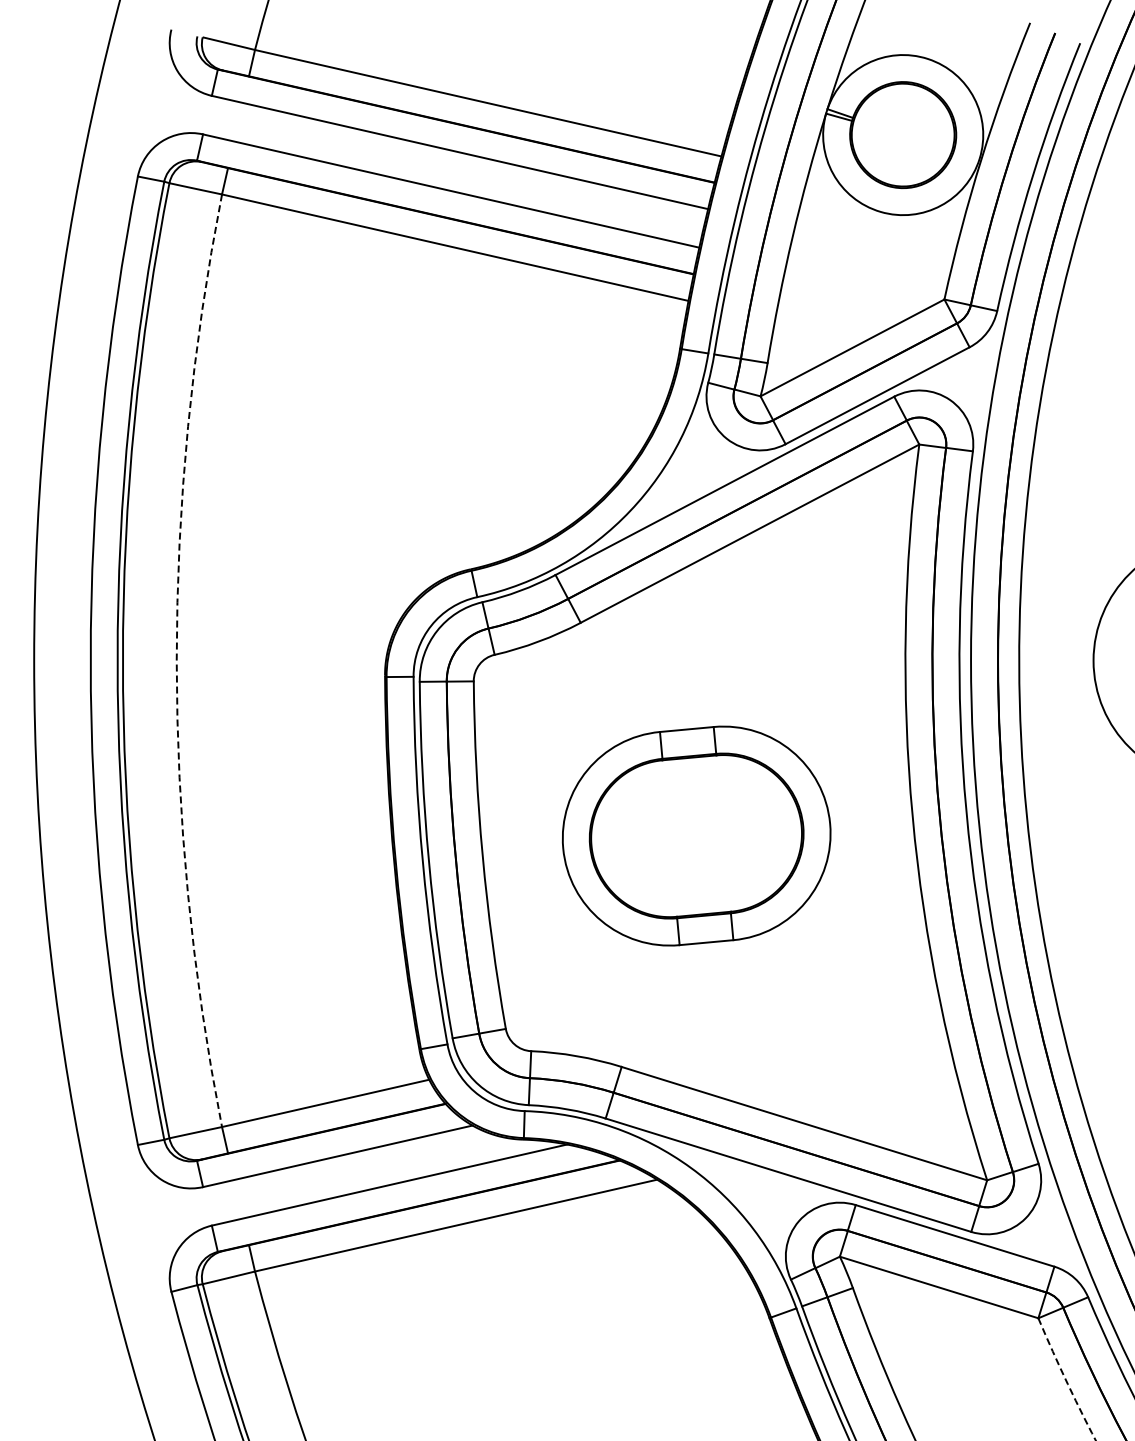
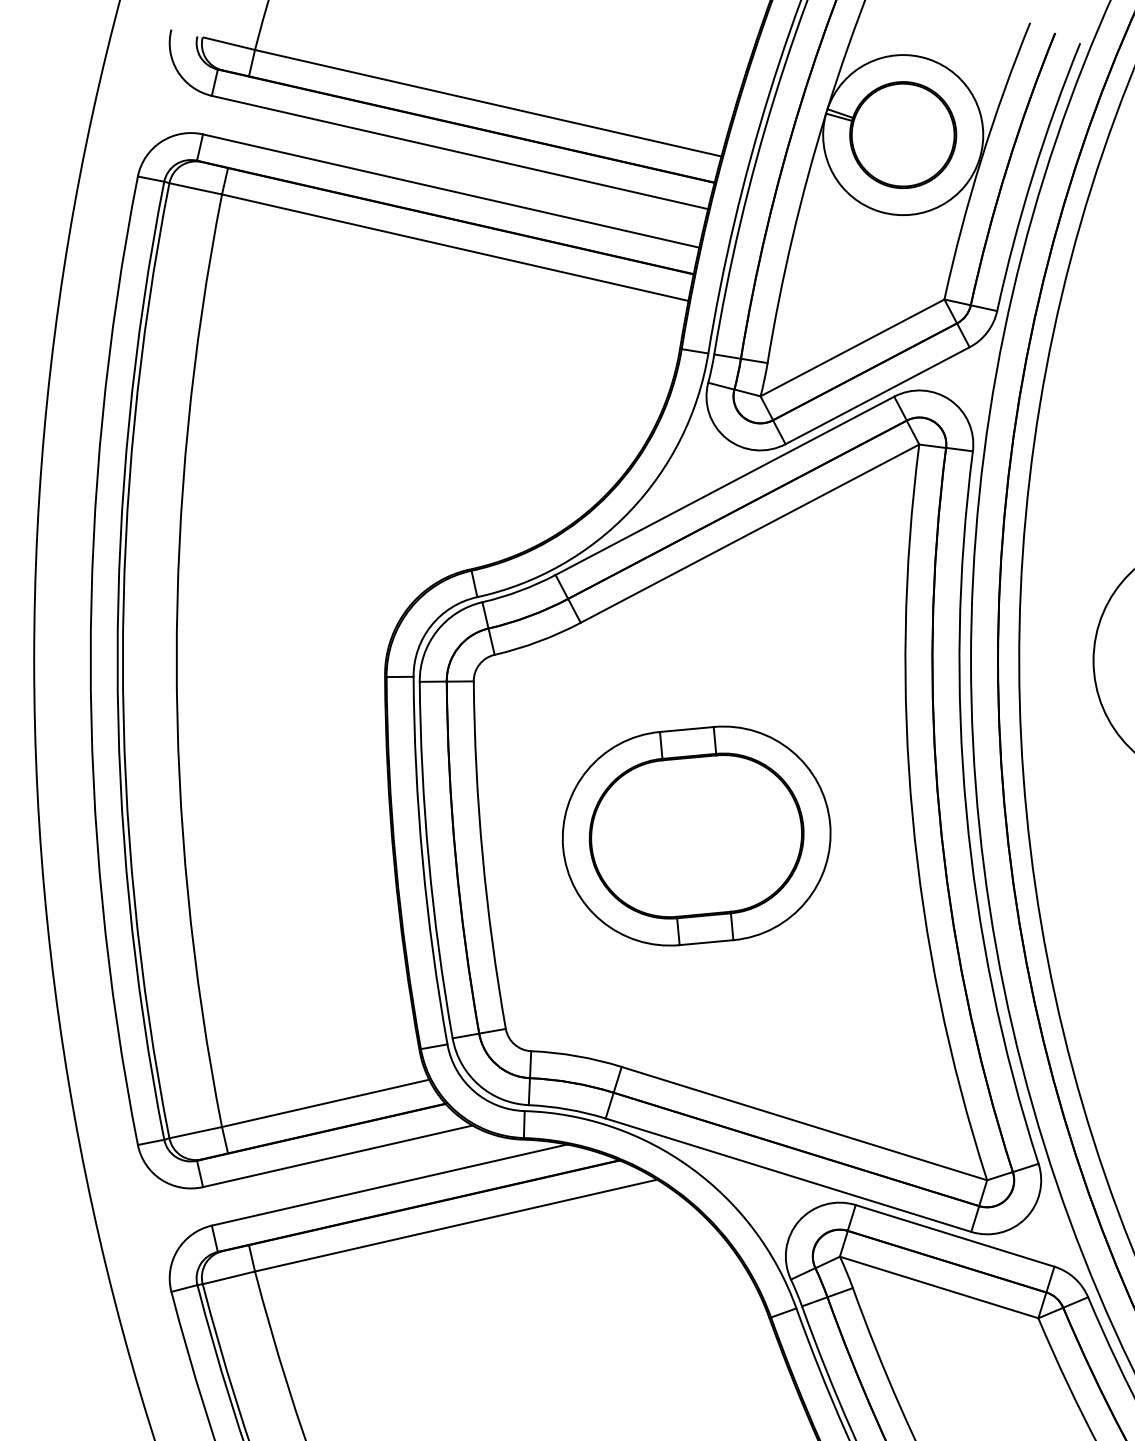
arc: dashed -> solid (176, 660)
arc: dashed -> solid (1066, 1380)
